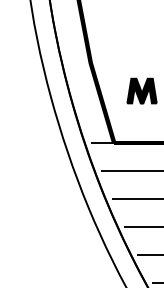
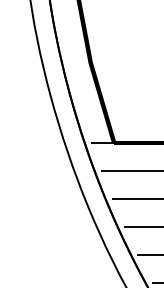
part: present -> none (141, 90)
